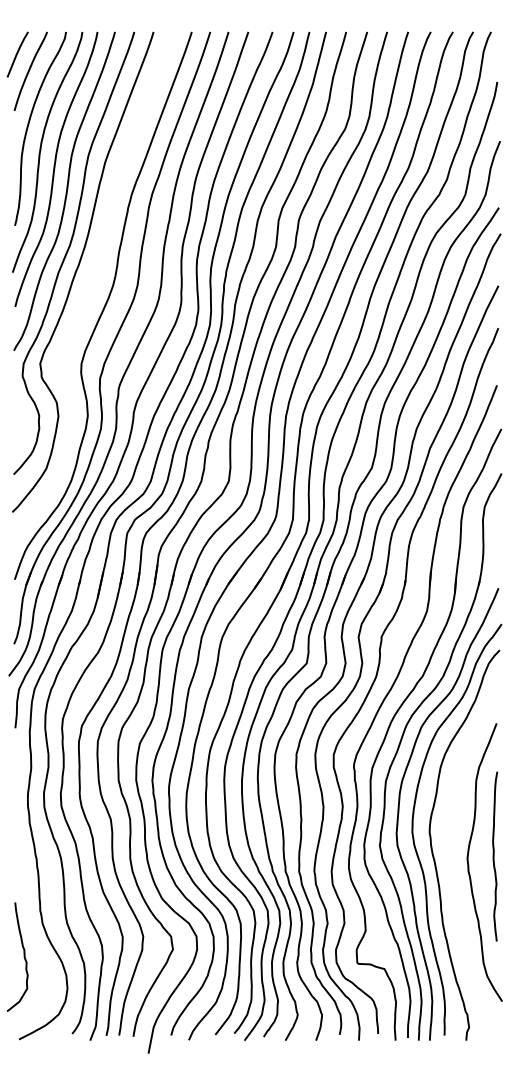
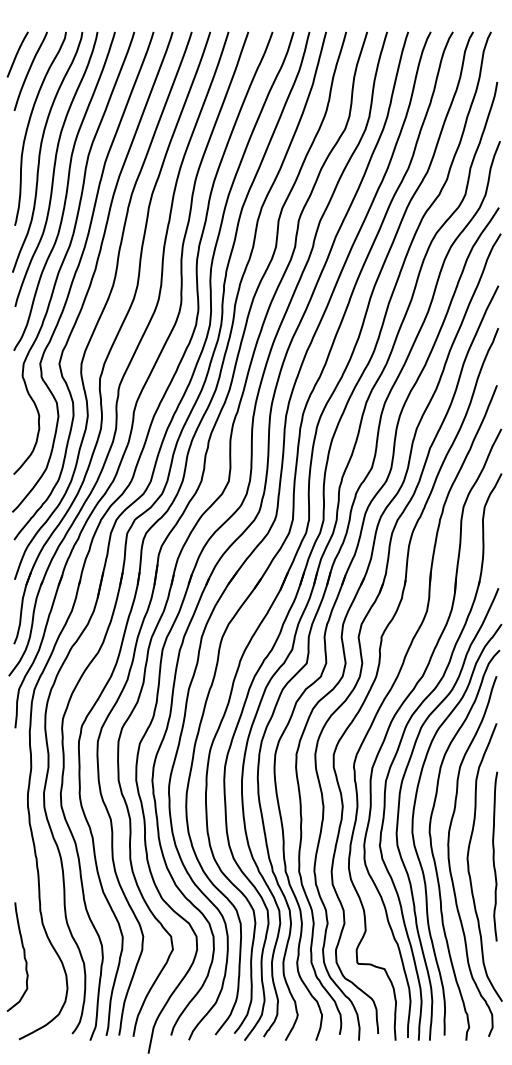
curve: none -> present (91, 285)
curve: none -> present (450, 862)
